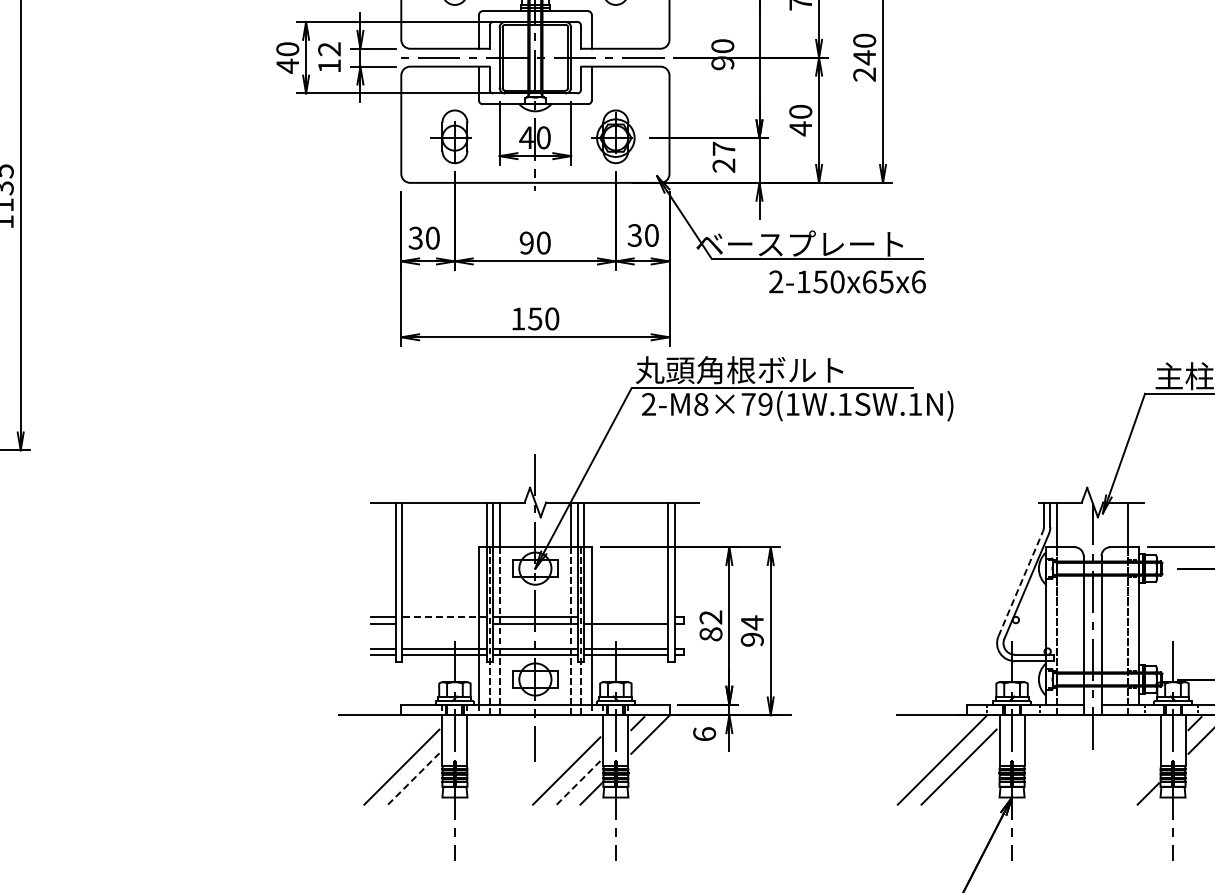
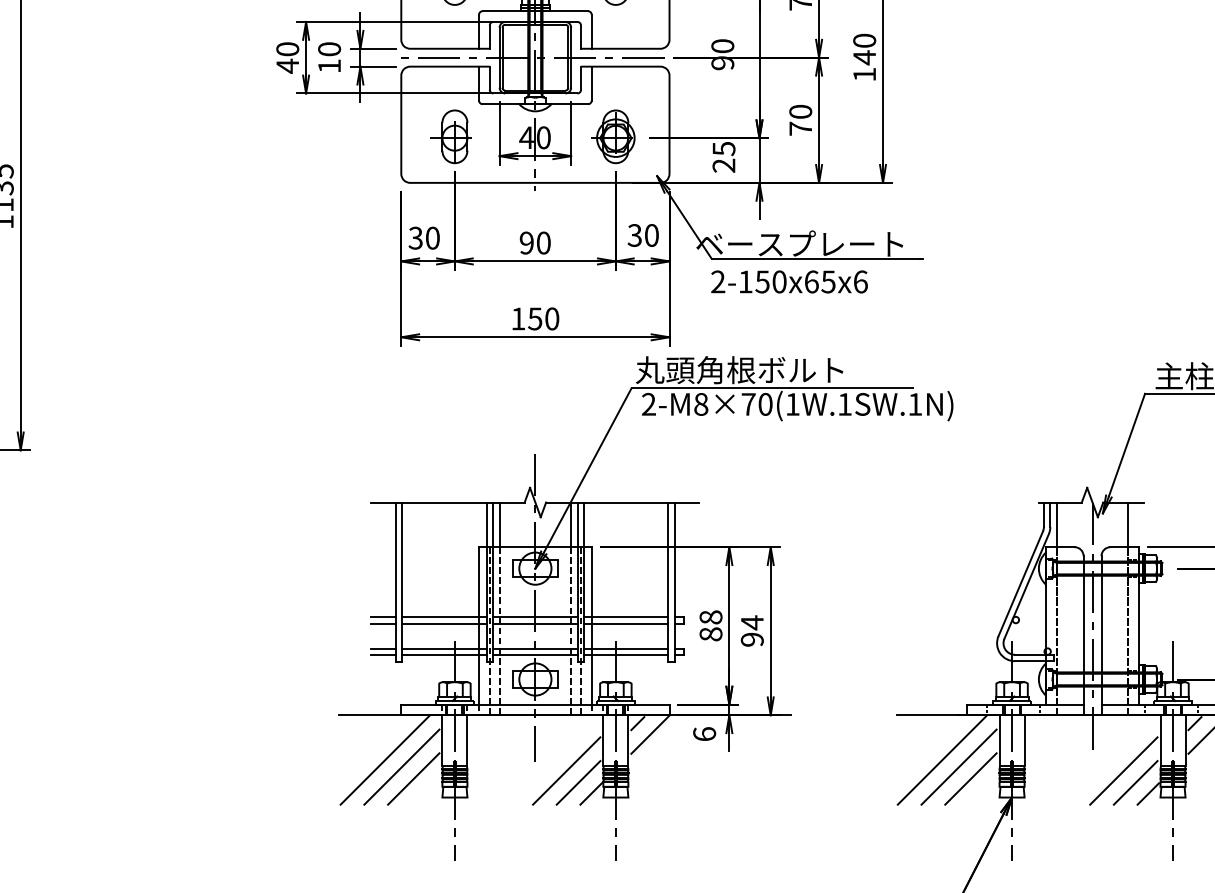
text: 12 -> 10 (329, 49)
text: 240 -> 140 (864, 74)
text: 40 -> 70 (800, 128)
text: 27 -> 25 (723, 148)
text position: (847, 281) -> (789, 281) (789, 281)
text: 2-M8×79(1W.1SW.1N) -> 2-M8×70(1W.1SW.1N) (765, 404)
line: dashed -> solid (1020, 583)
line: dashed -> solid (444, 617)
line: none -> present (626, 617)
text: 82 -> 88 (710, 617)
line: none -> present (444, 623)
line: none -> present (385, 759)
line: none -> present (1123, 770)
line: dashed -> solid (414, 778)
line: none -> present (970, 778)
line: dashed -> solid (578, 782)
line: none -> present (1135, 782)
